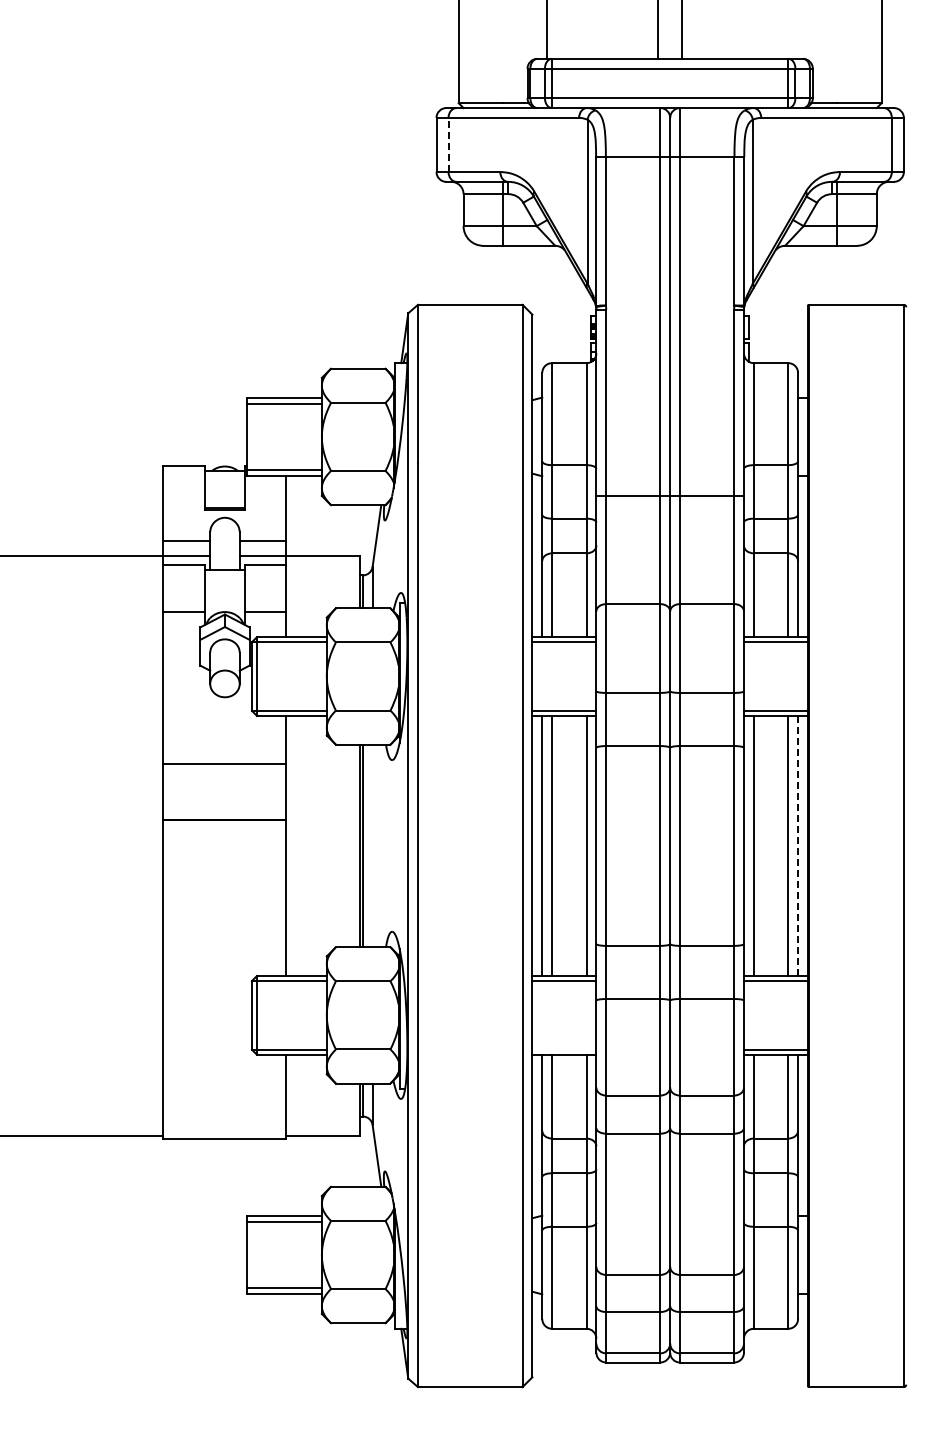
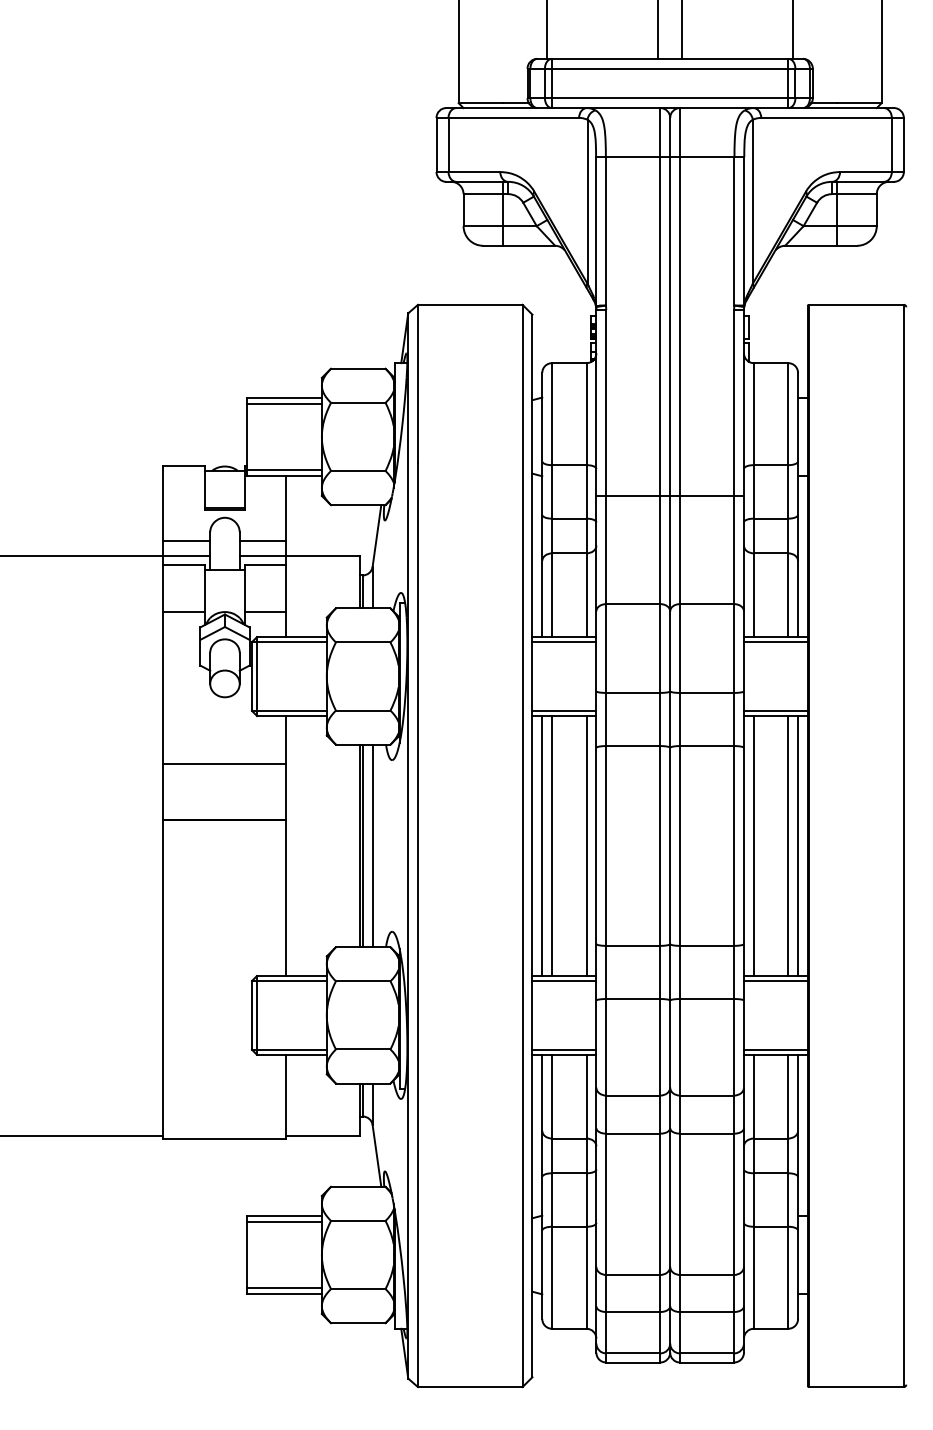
line: none -> present (793, 30)
line: dashed -> solid (448, 144)
line: none -> present (372, 845)
line: dashed -> solid (798, 845)
line: none -> present (564, 1049)
